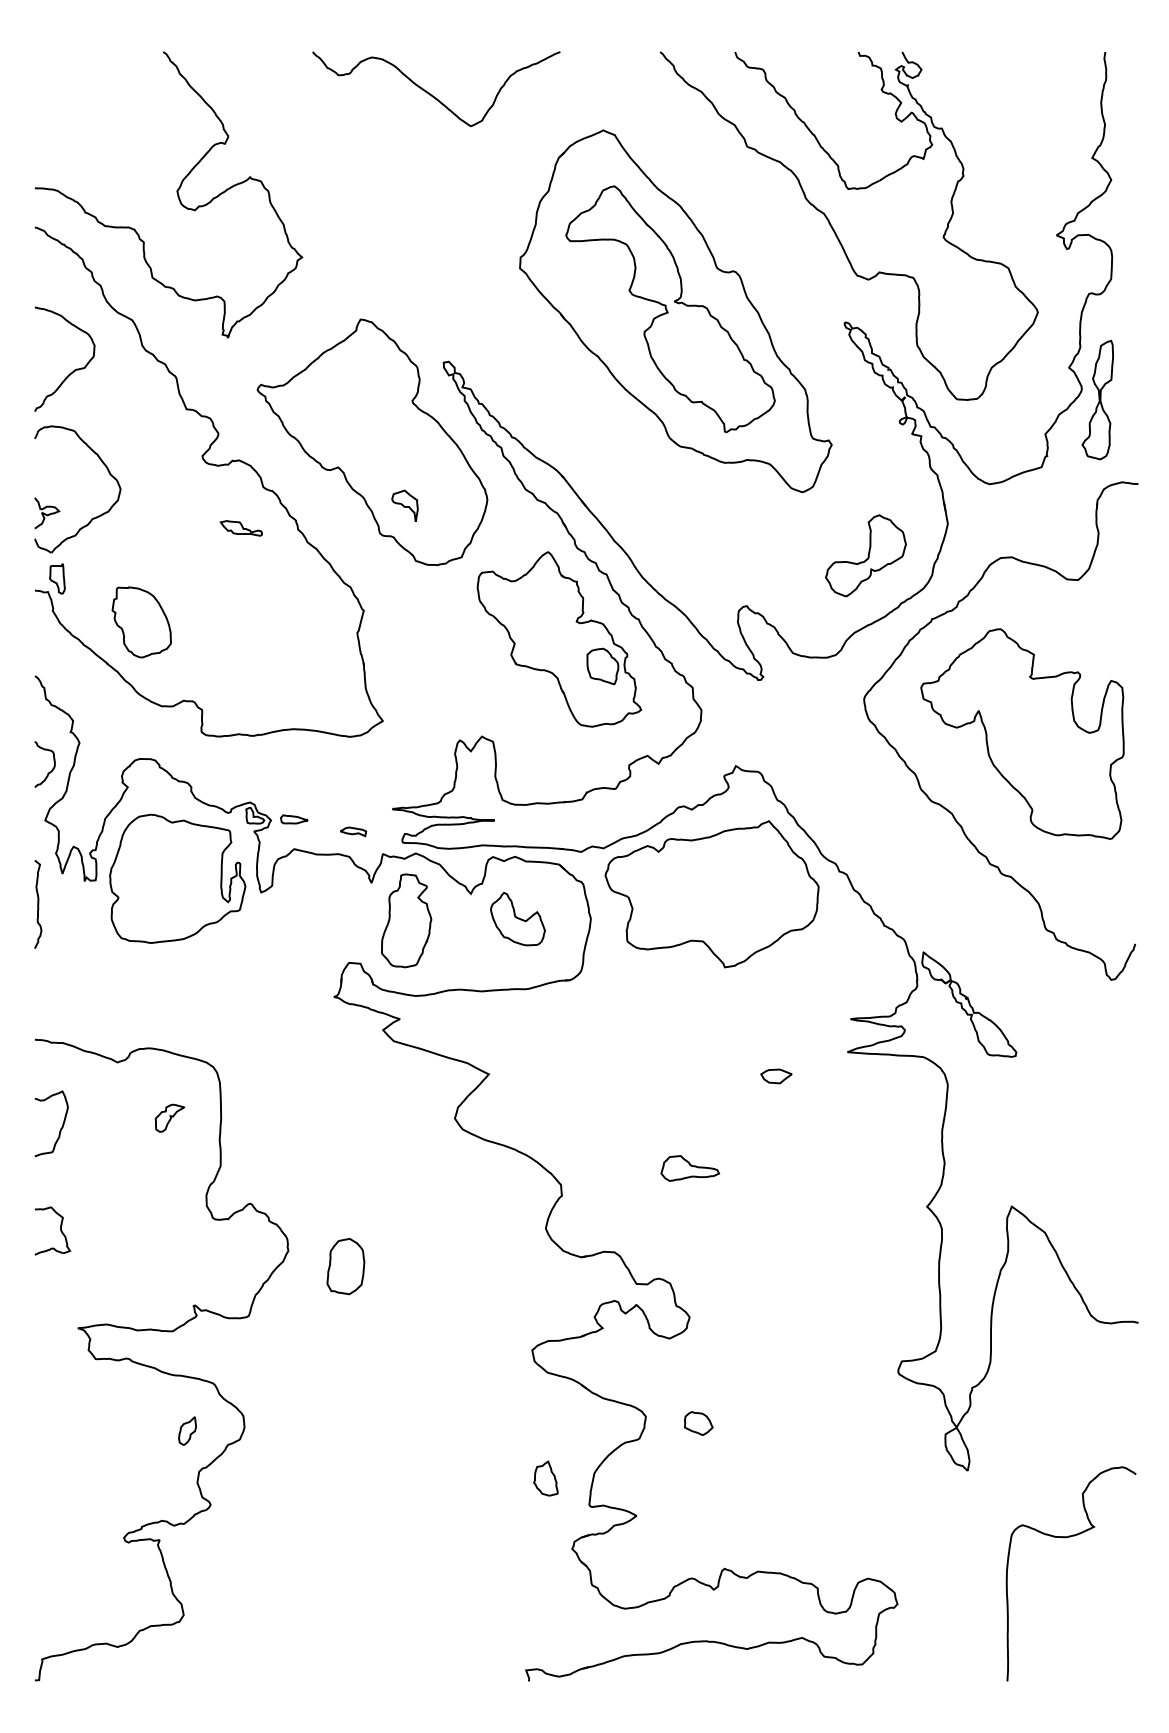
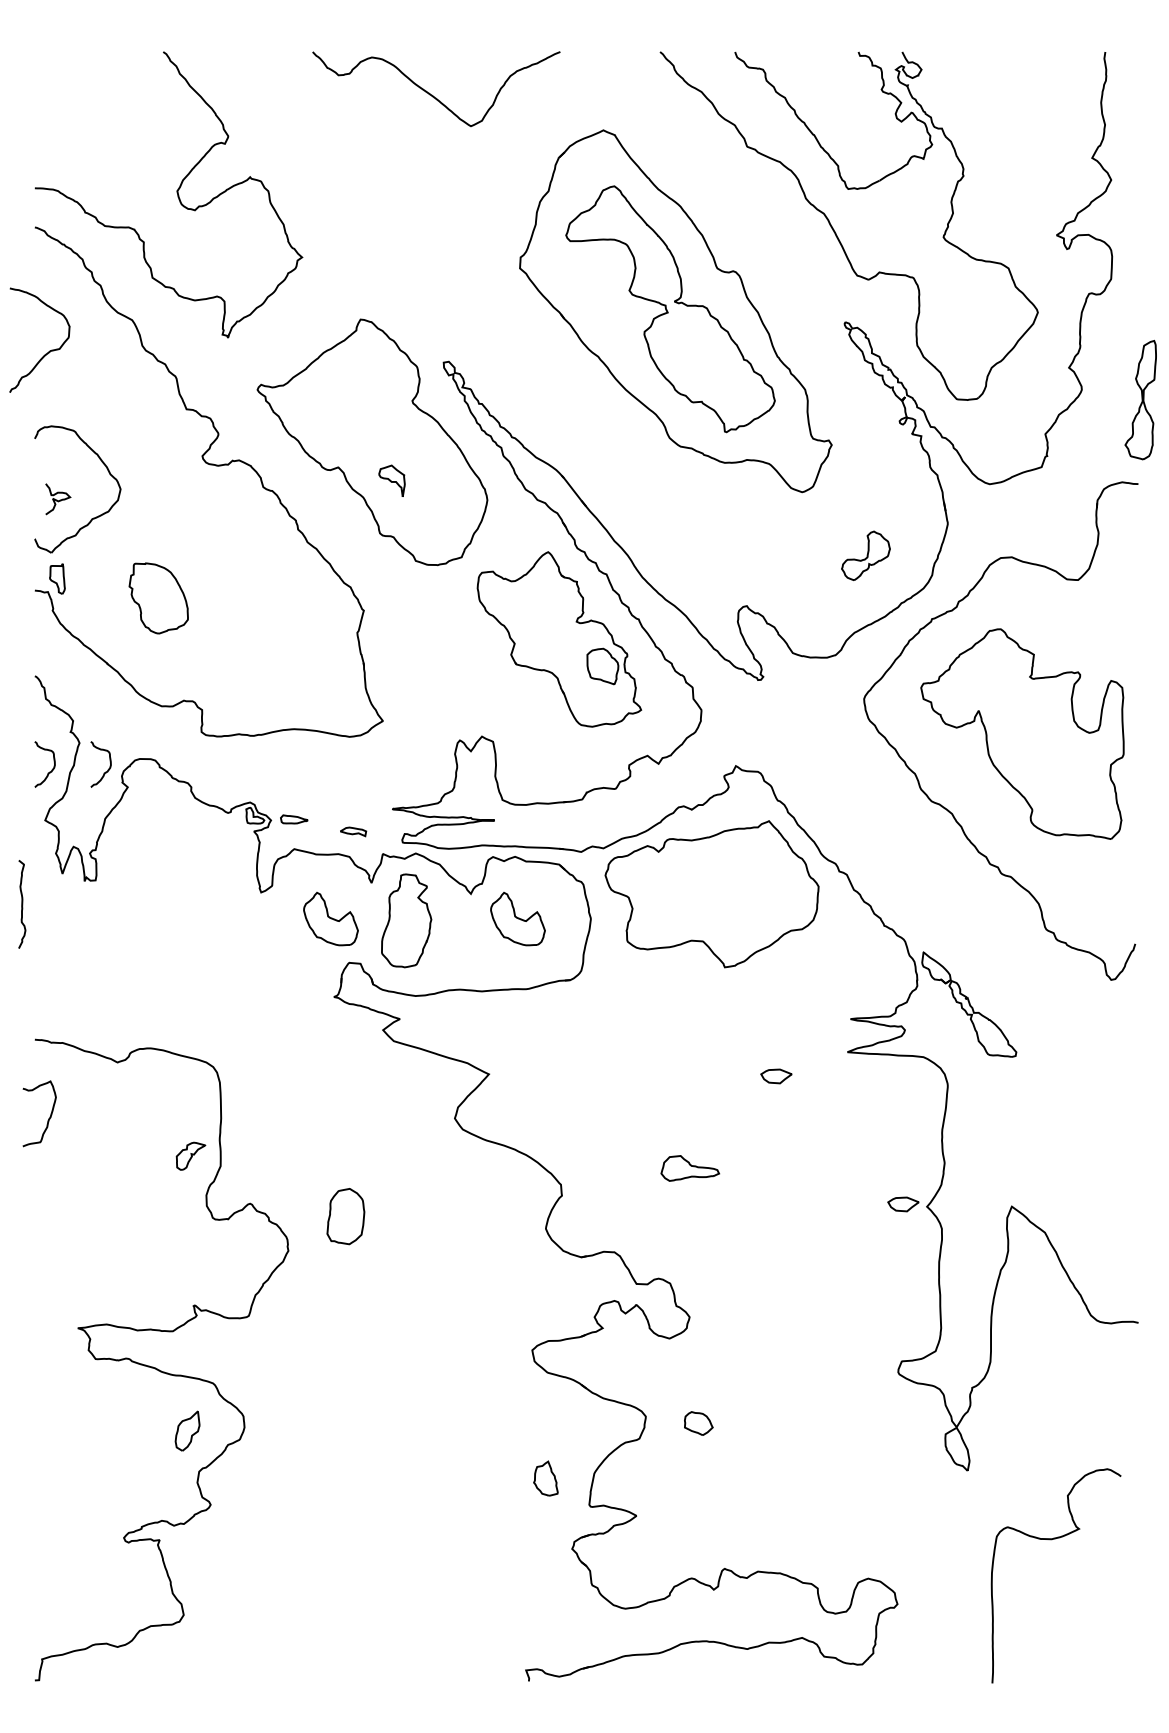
curve position: (74, 369) -> (49, 350) (49, 350)
part position: (1097, 399) -> (1140, 399) (1140, 399)
part position: (404, 505) -> (391, 480) (391, 480)
curve position: (46, 513) -> (57, 499) (57, 499)
part: present -> none (240, 528)
part size: 82x84 px -> 50x51 px (865, 555)
part position: (141, 622) -> (158, 598) (158, 598)
curve: none -> present (107, 769)
part: present -> none (177, 878)
curve position: (38, 904) -> (22, 904) (22, 904)
part: none -> present (330, 919)
part position: (169, 1117) -> (190, 1155) (190, 1155)
curve position: (60, 1128) -> (48, 1118) (48, 1118)
part: none -> present (903, 1204)
part: present -> none (60, 1230)
part position: (345, 1266) -> (345, 1216) (345, 1216)
part size: 19x30 px -> 27x42 px (187, 1430)
curve position: (1066, 1538) -> (1051, 1540) (1051, 1540)
